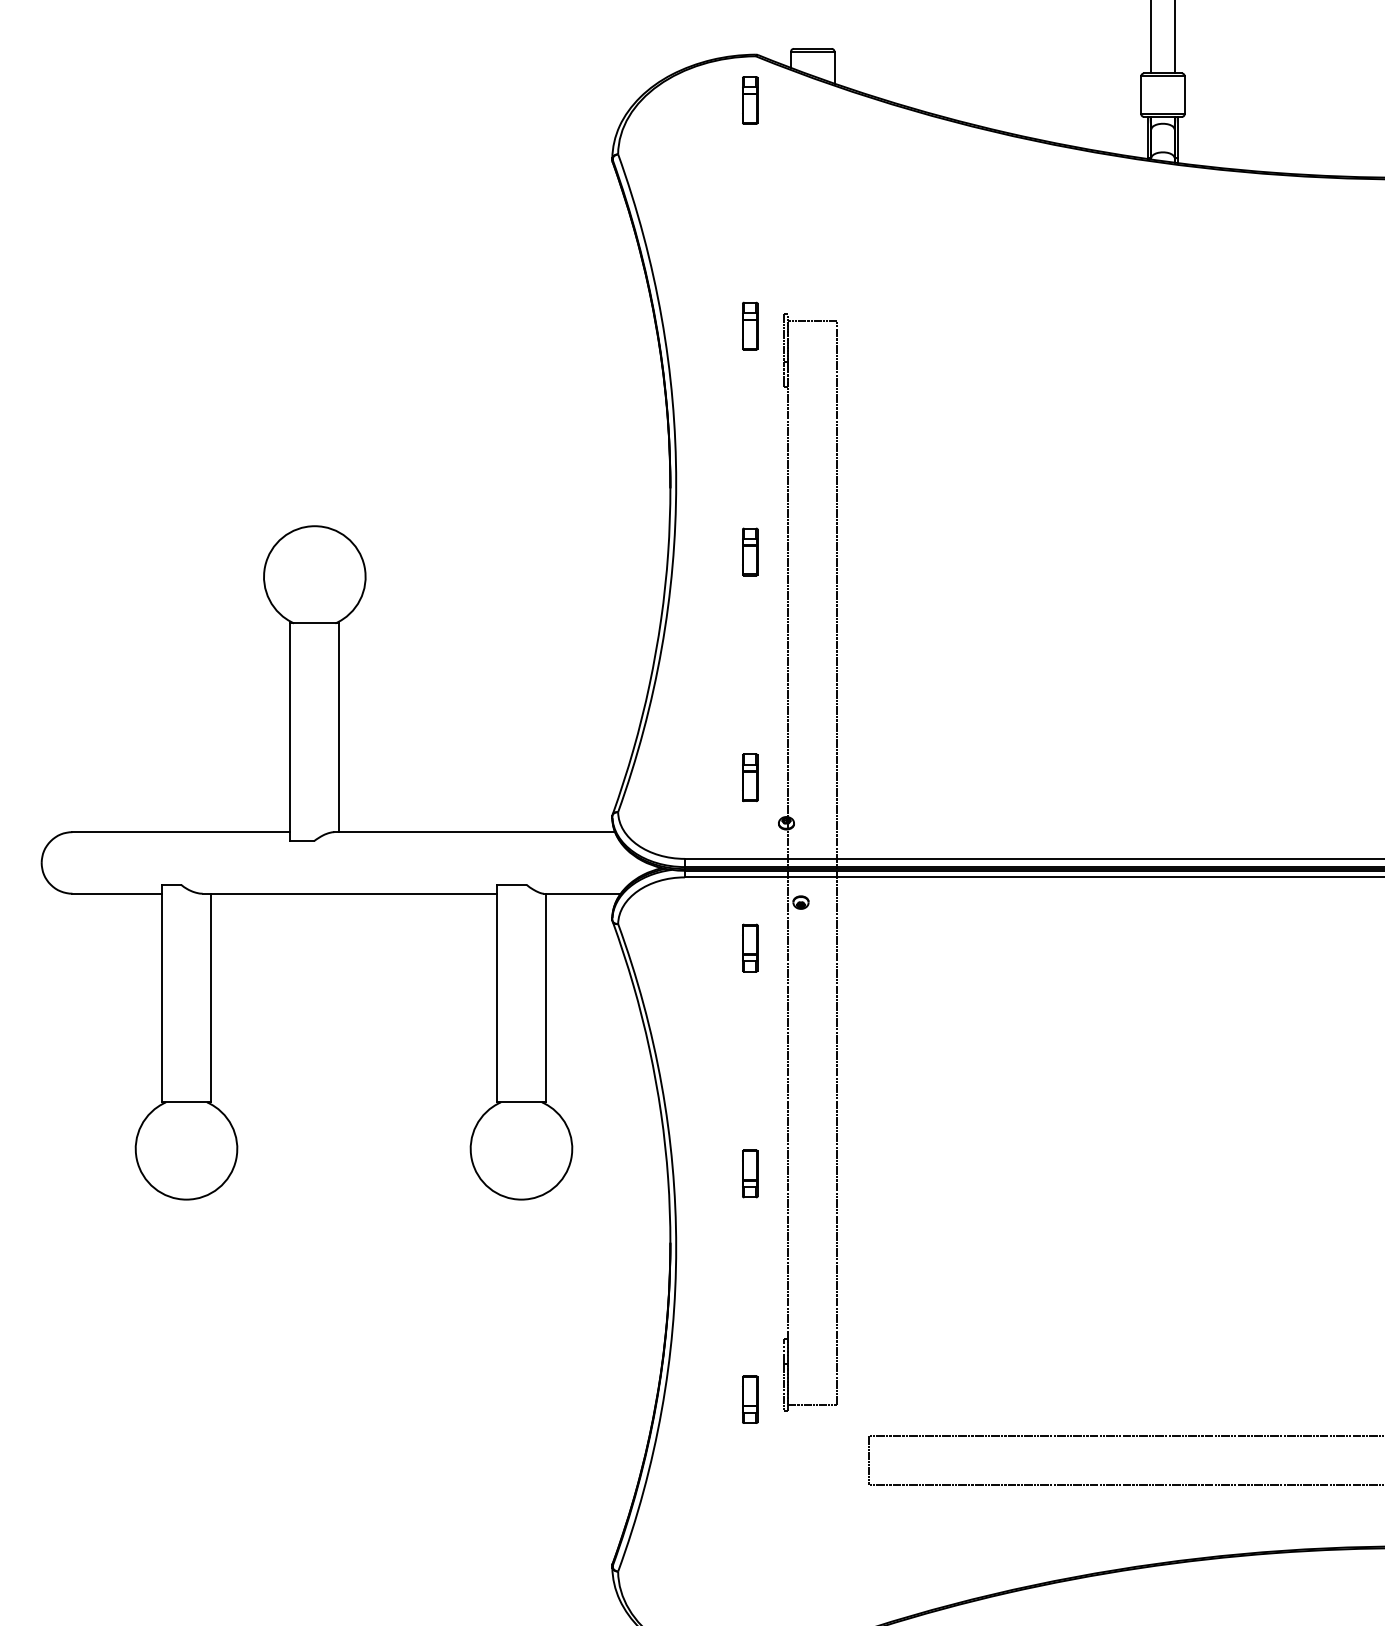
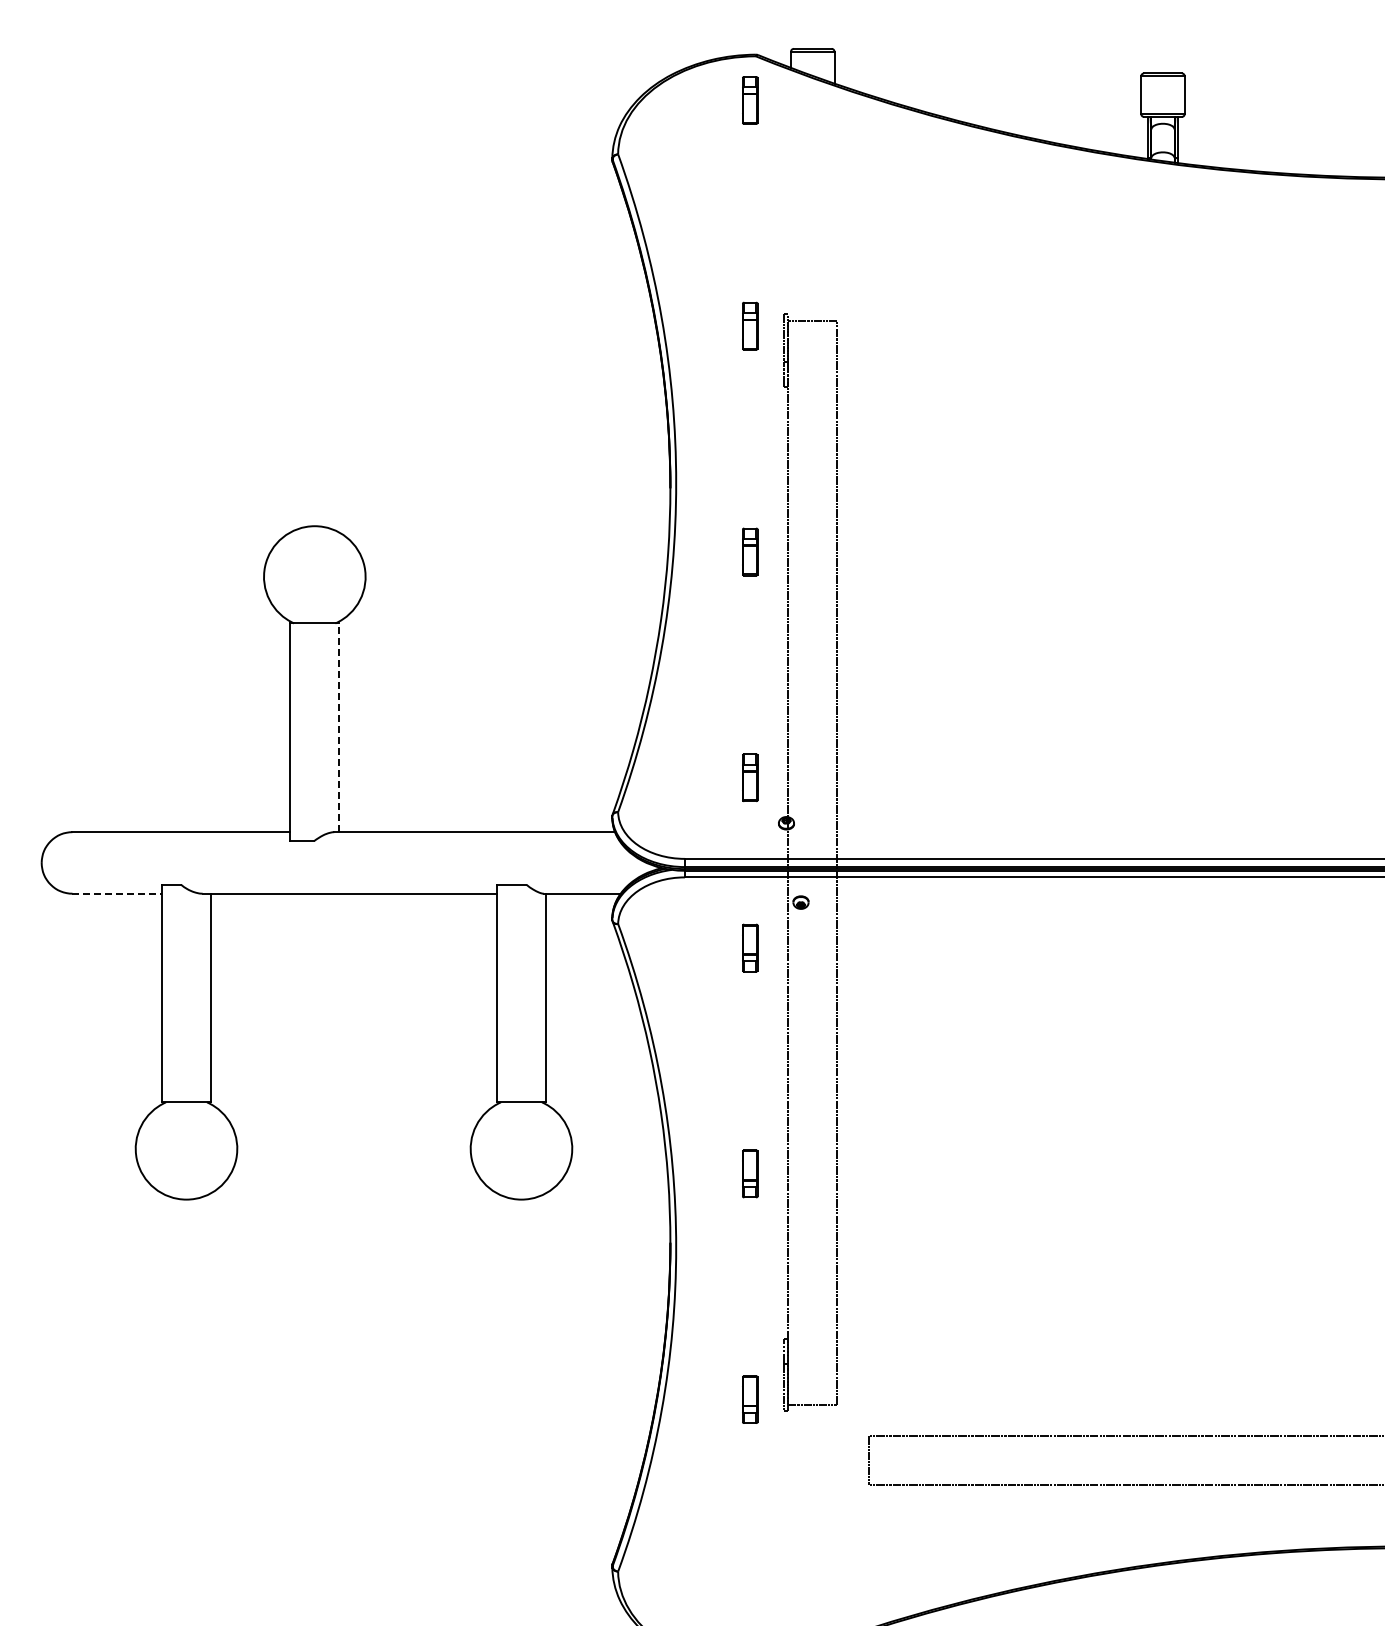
line: present -> none (1151, 37)
line: present -> none (1174, 37)
line: solid -> dashed (339, 727)
line: solid -> dashed (117, 893)
